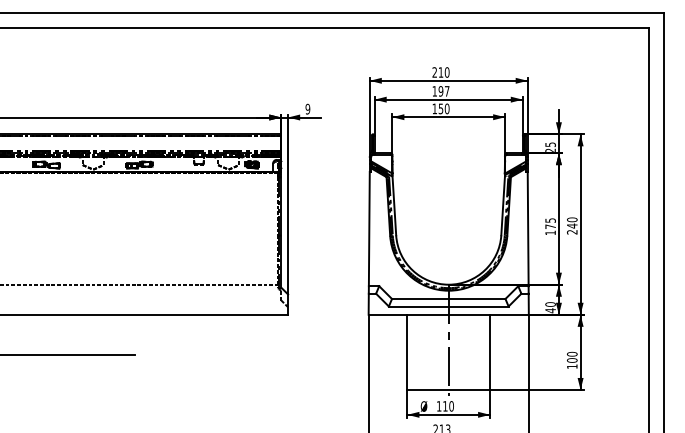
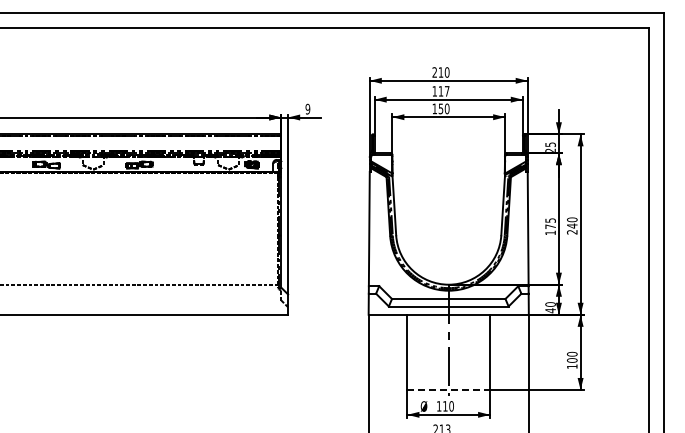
text: 197 -> 117 (440, 91)
line: present -> none (68, 354)
line: solid -> dashed (449, 389)
